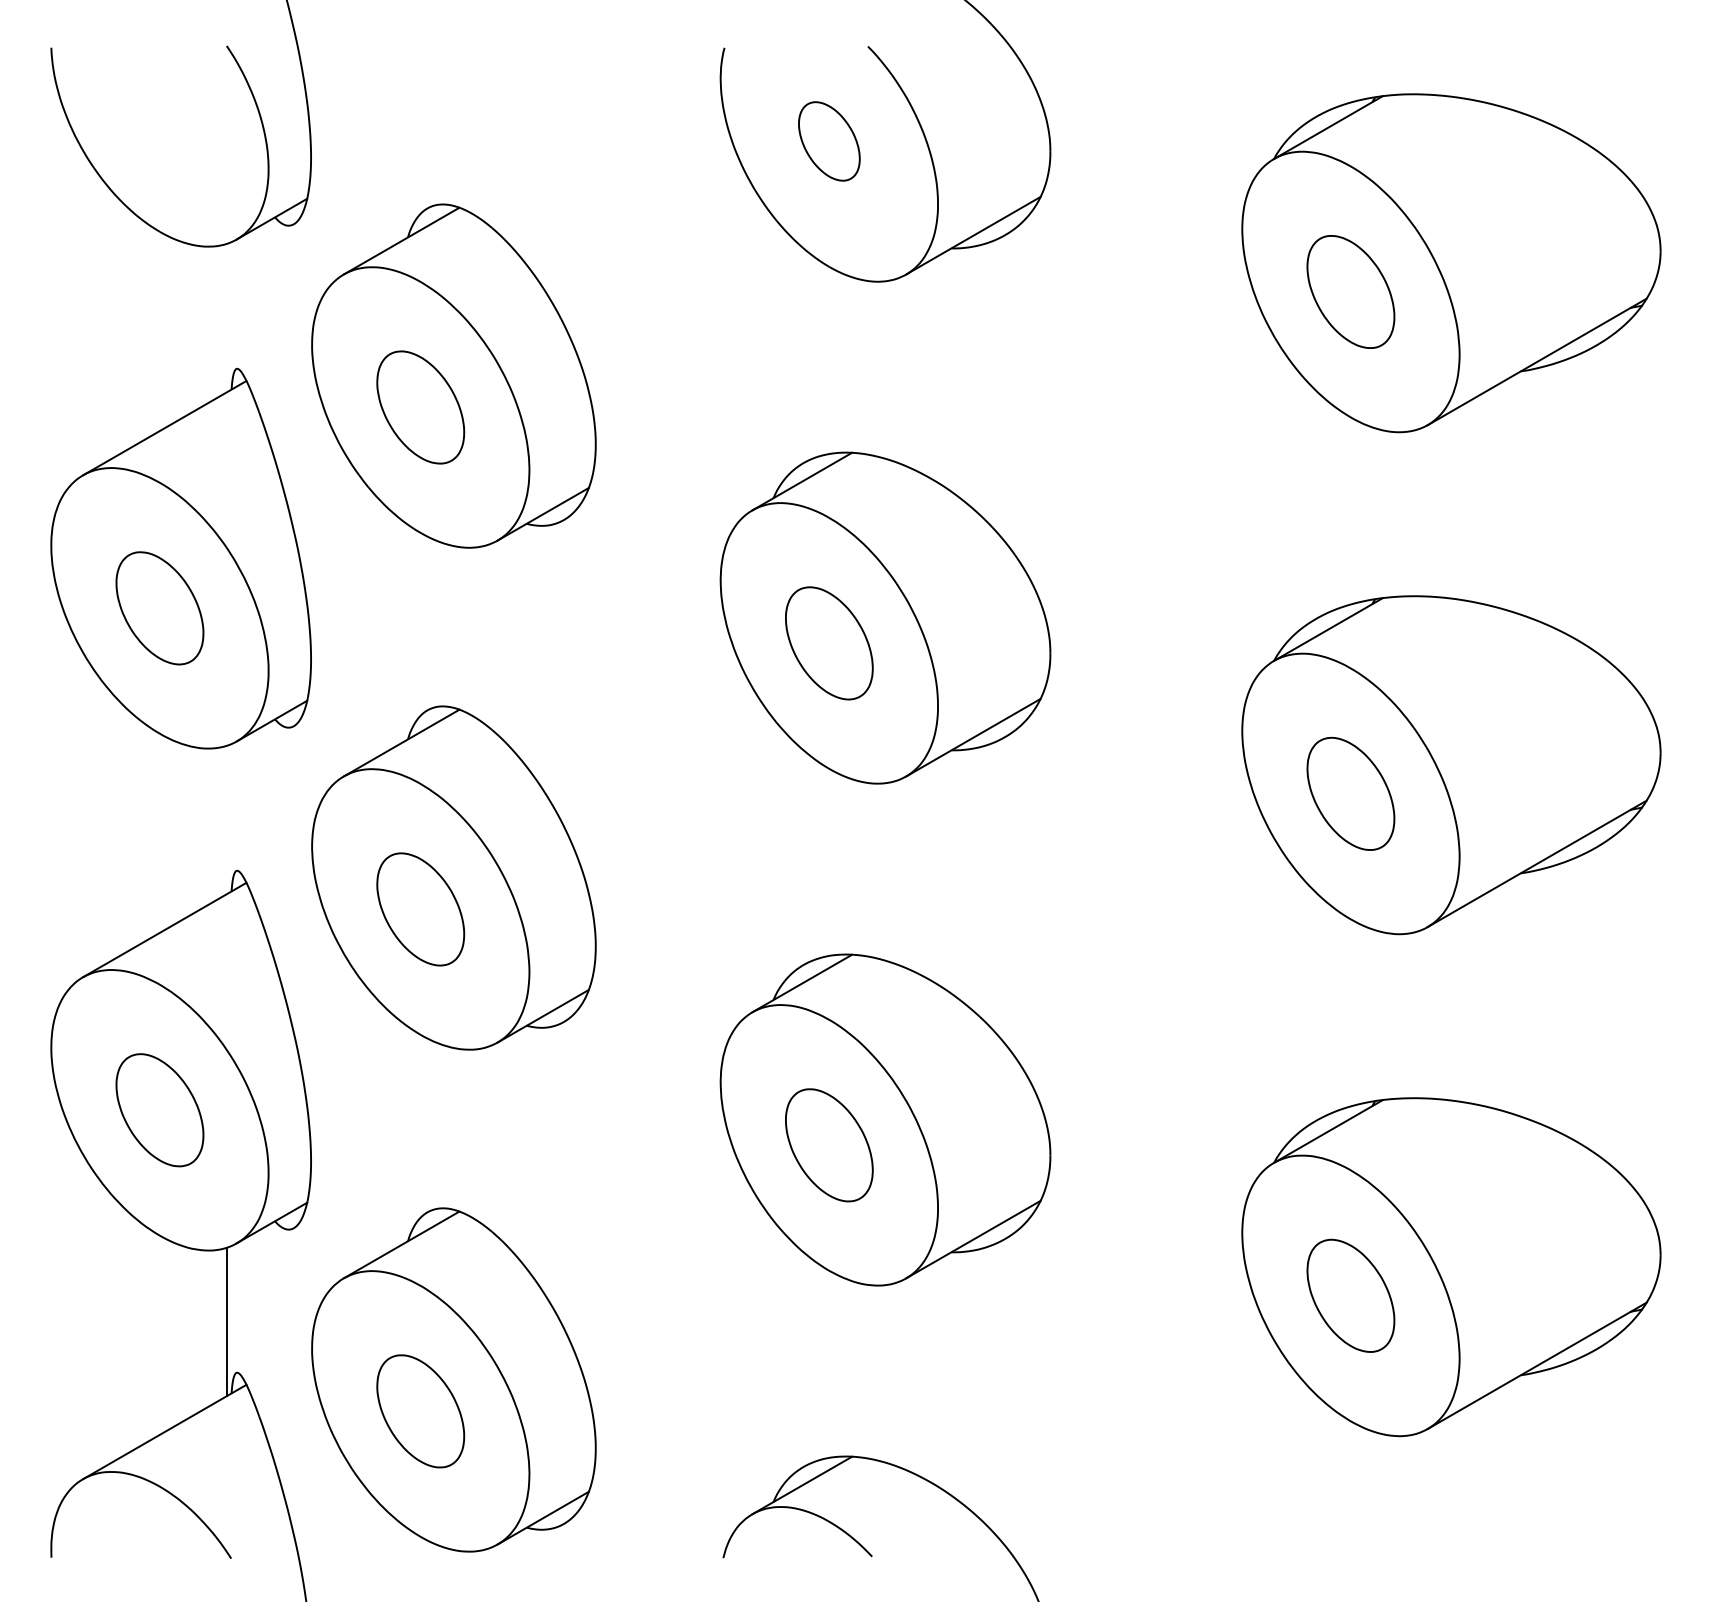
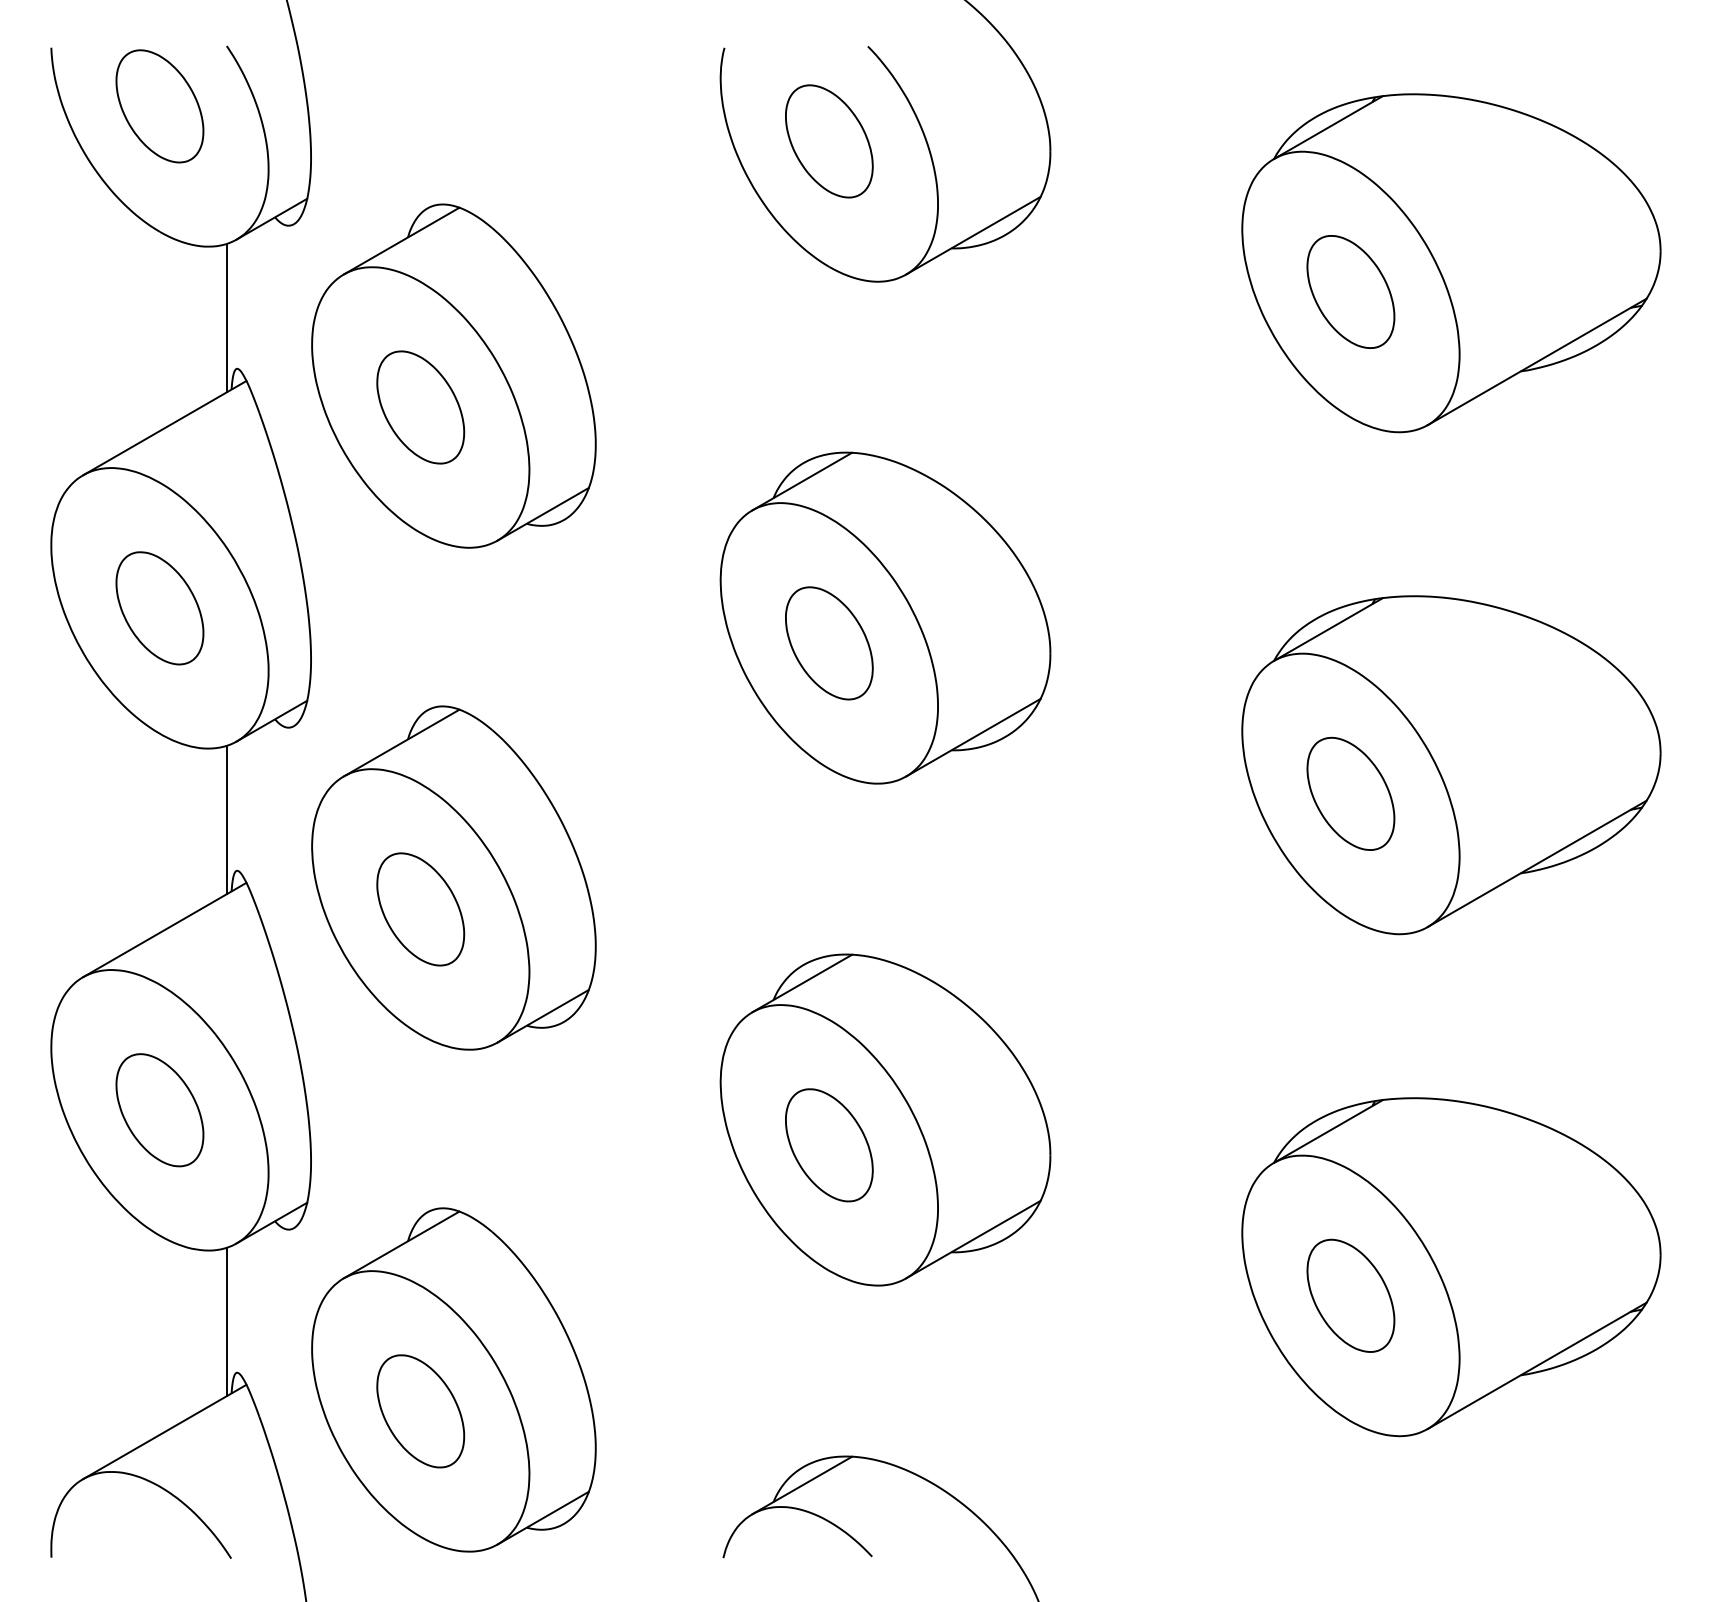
part: none -> present (159, 106)
part size: 63x81 px -> 89x115 px (829, 141)
line: none -> present (227, 317)
line: none -> present (227, 819)
